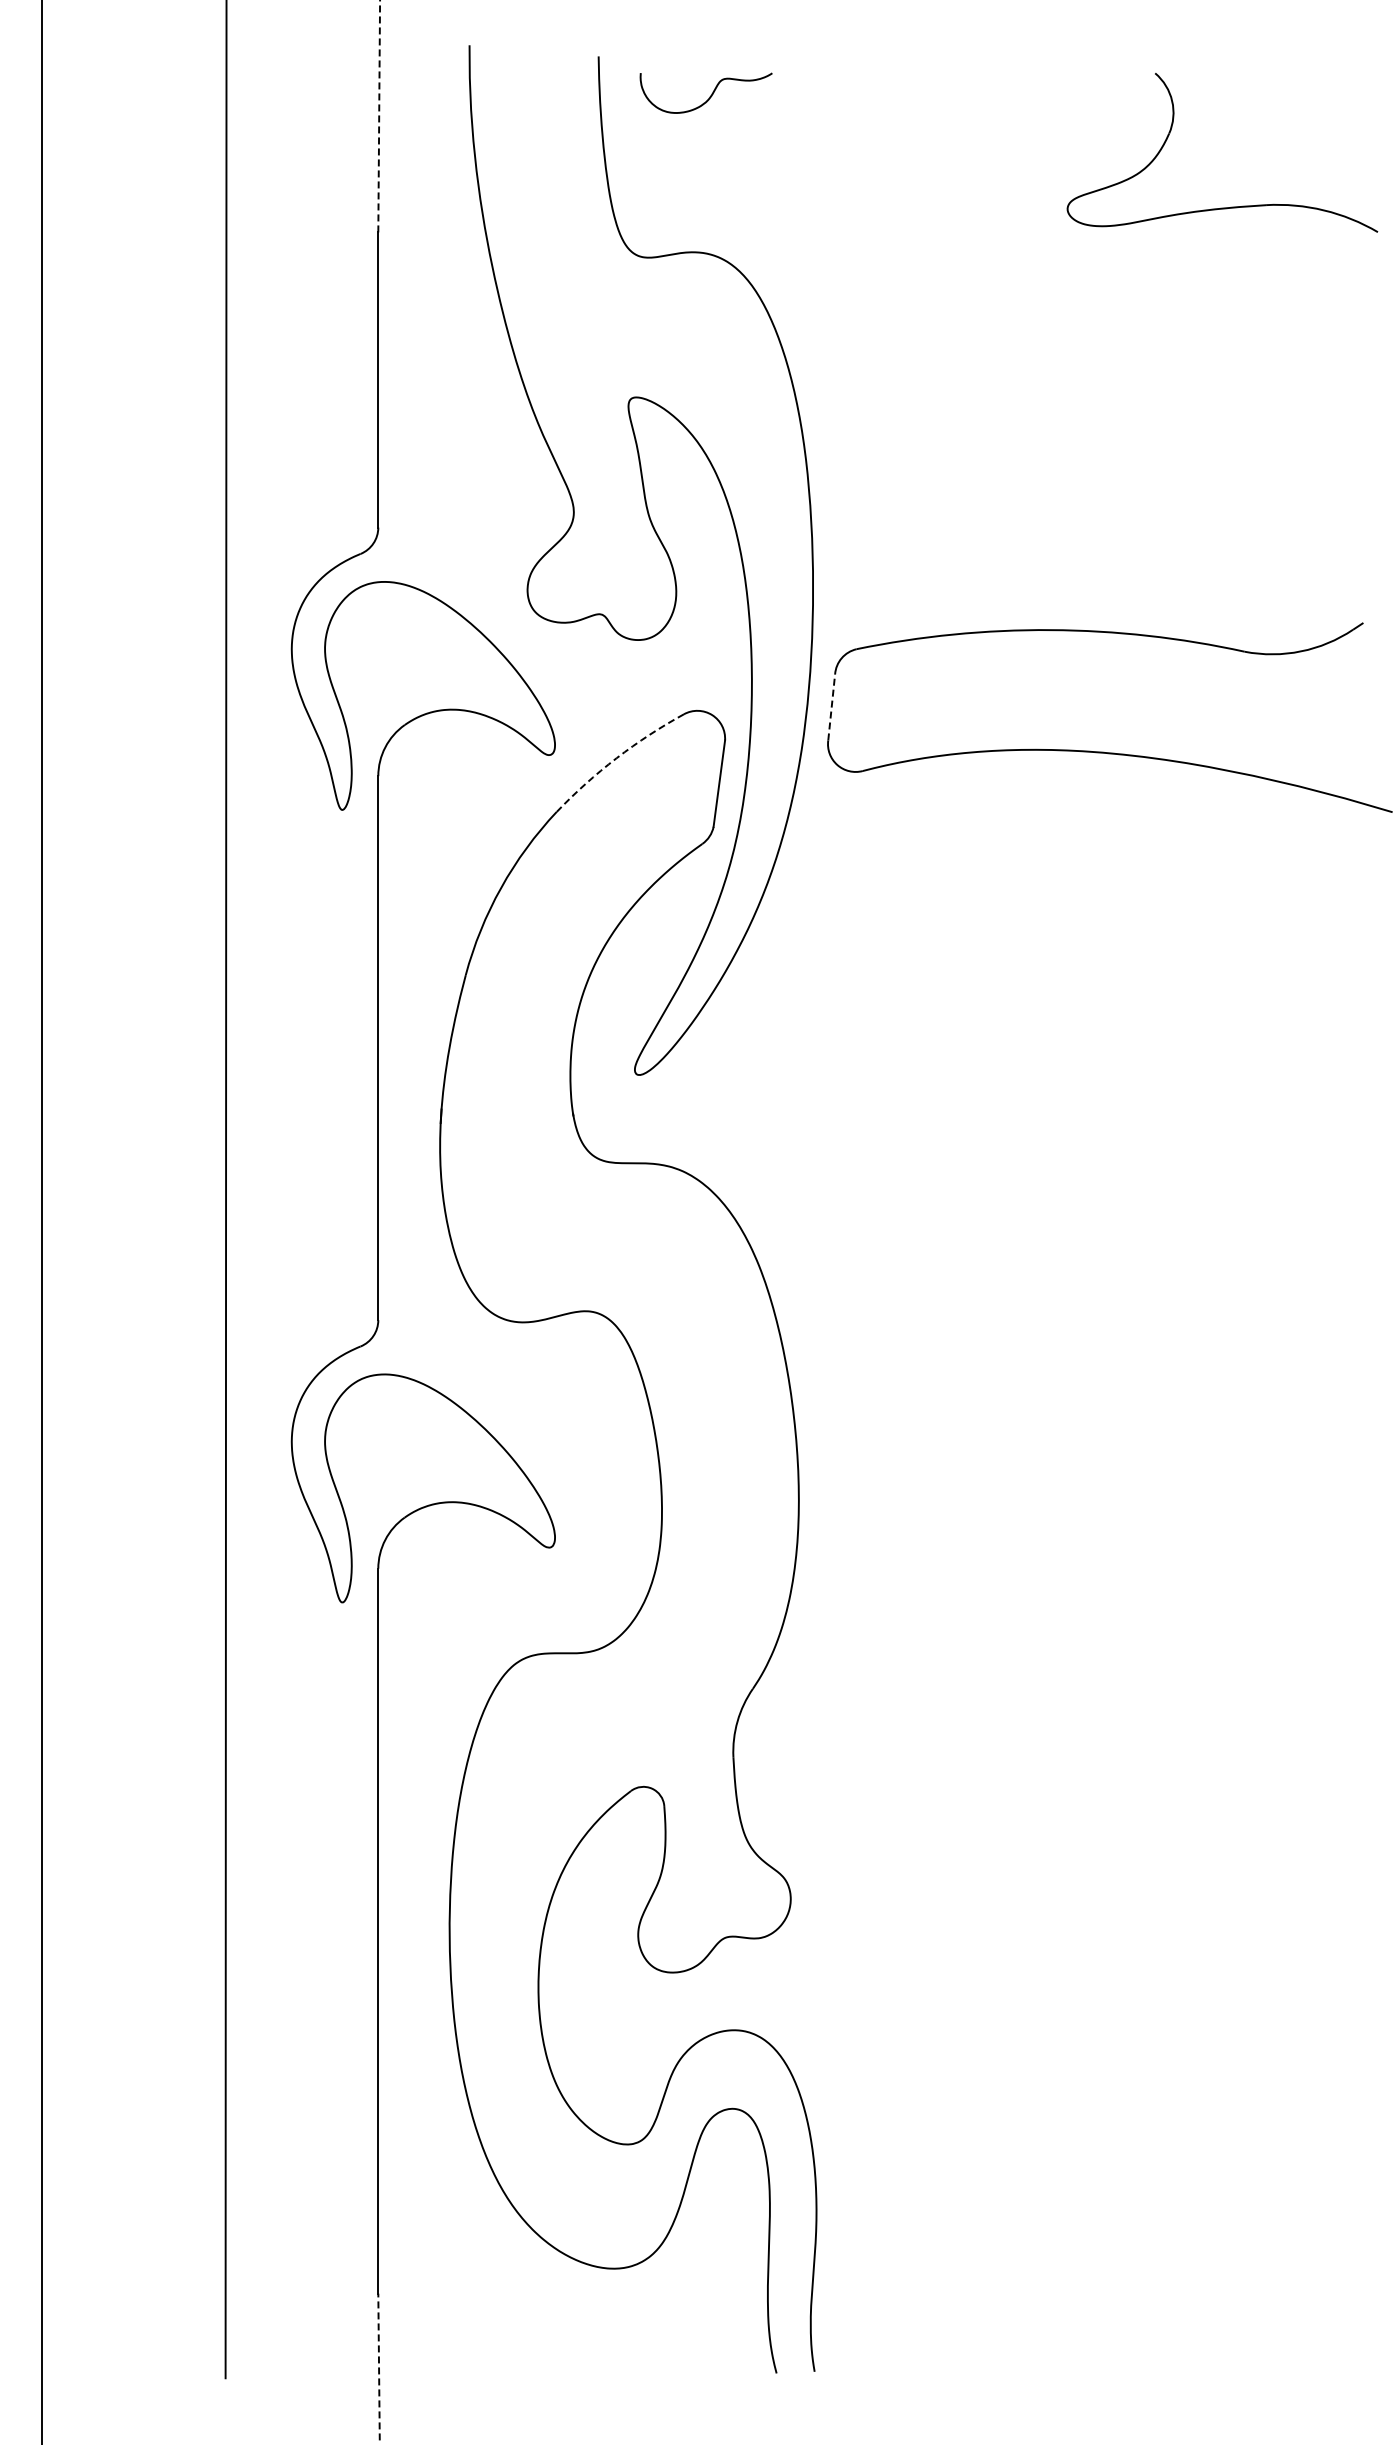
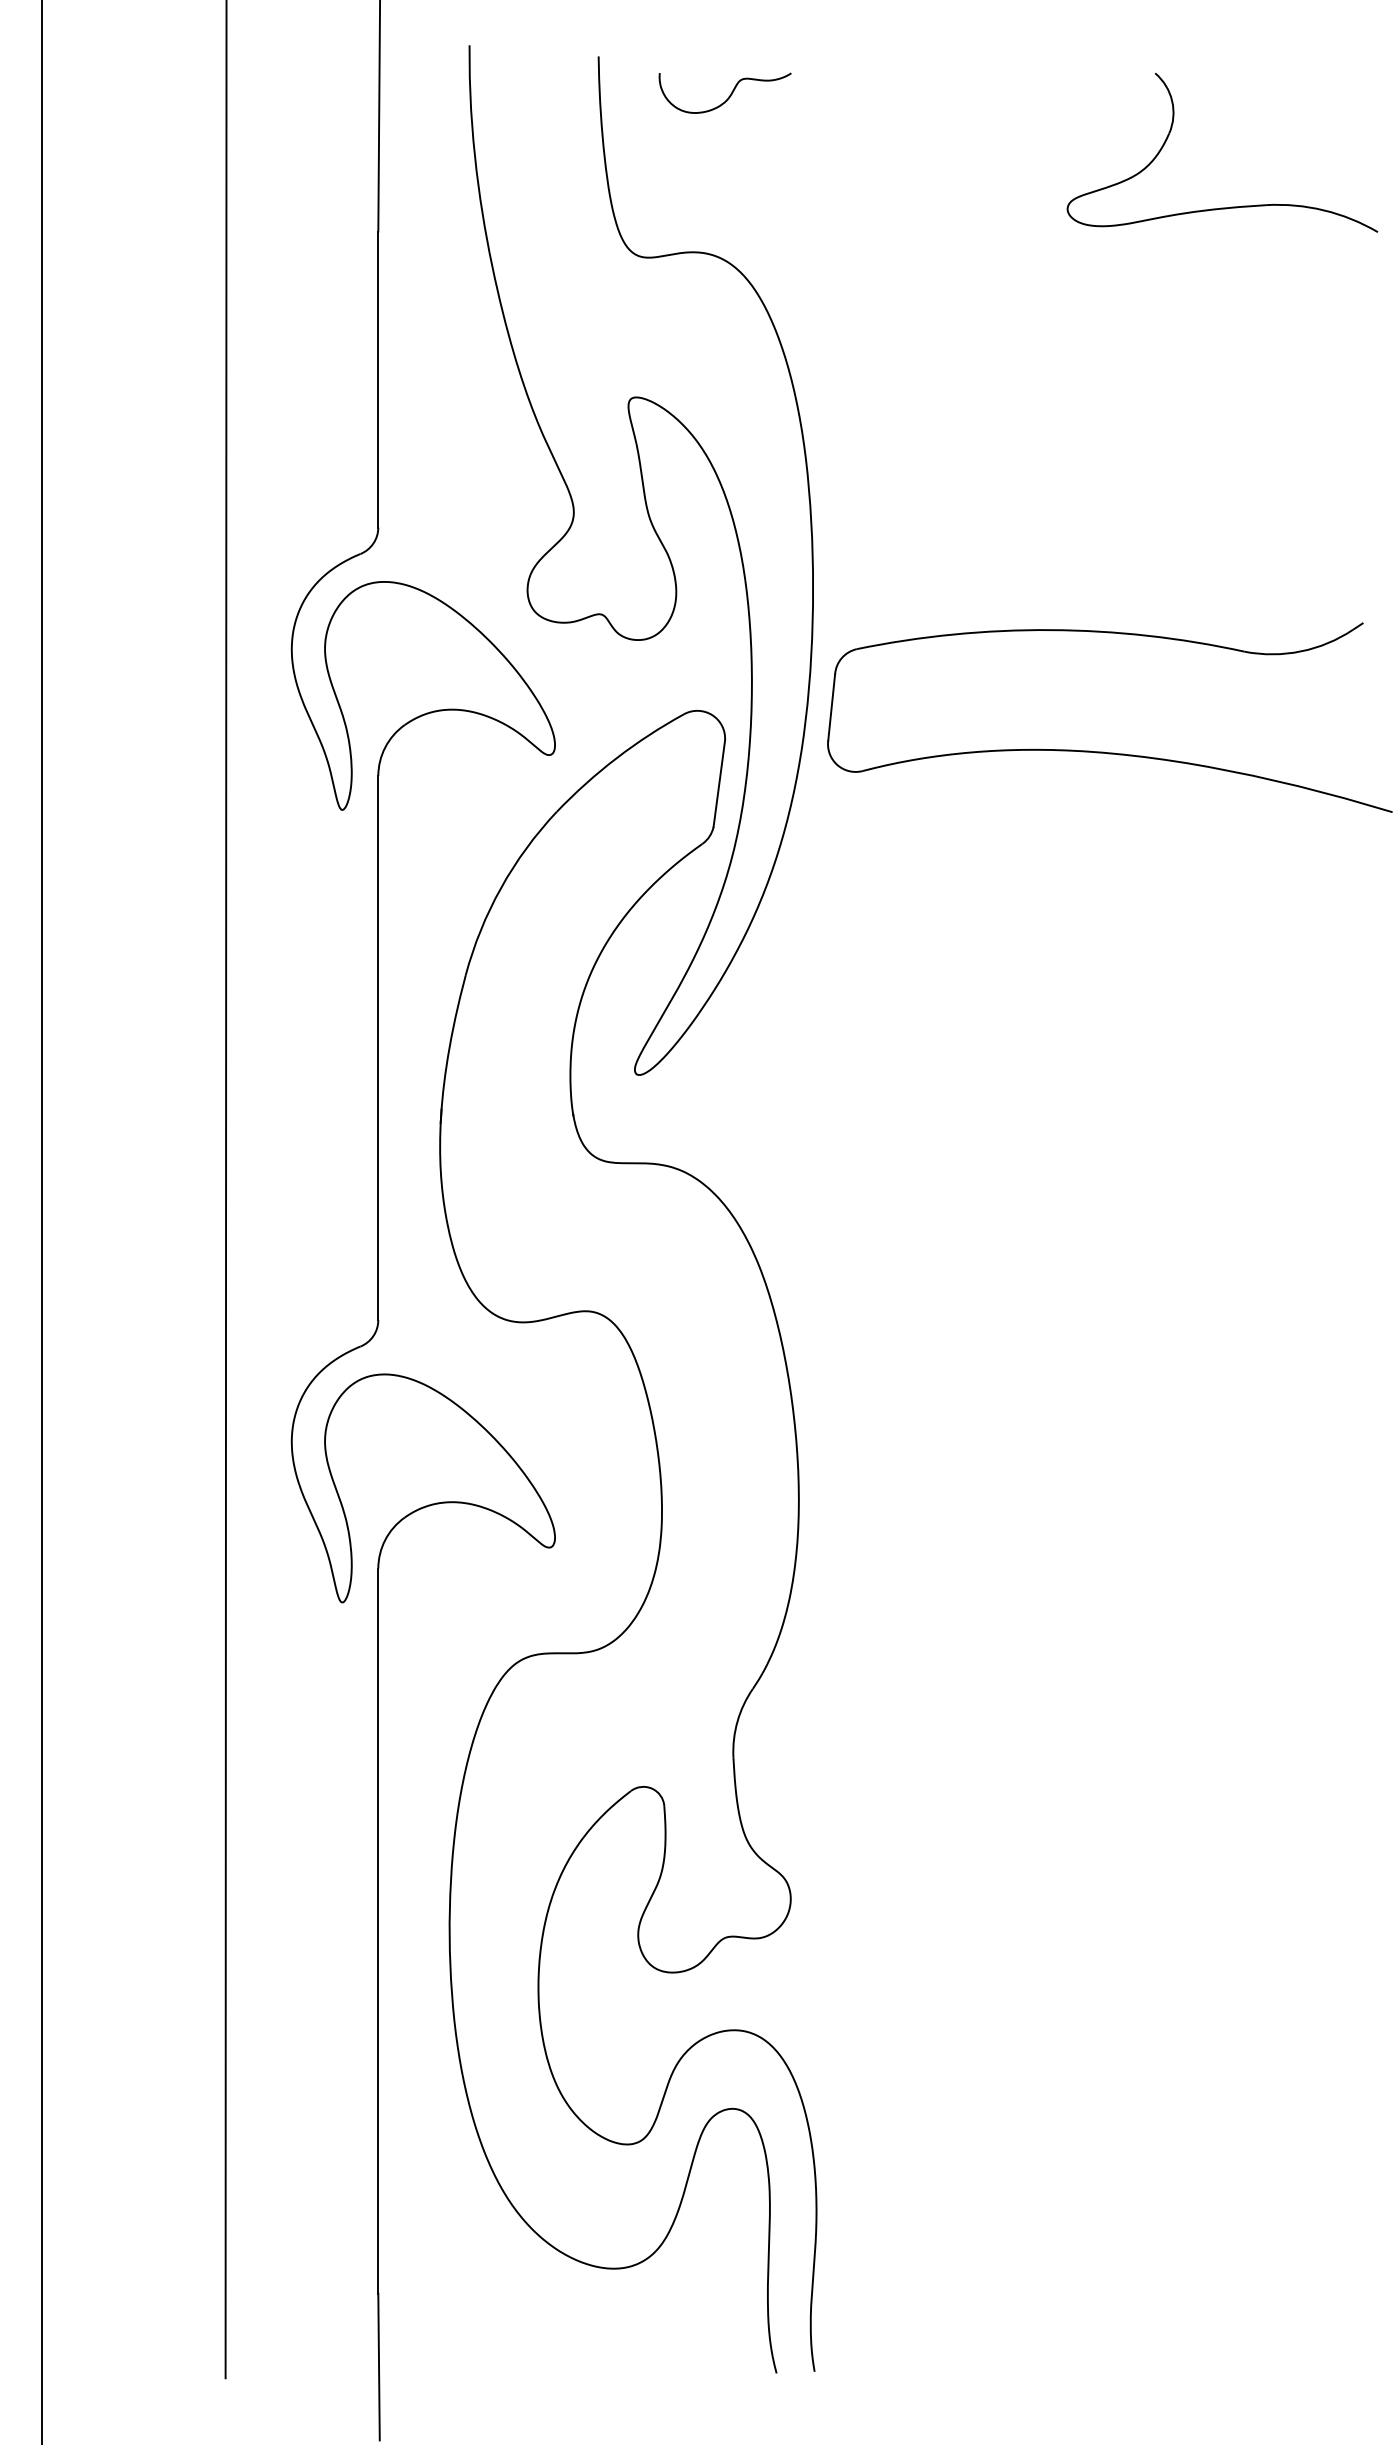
curve position: (709, 96) -> (728, 96) (728, 96)
line: dashed -> solid (379, 116)
line: dashed -> solid (831, 706)
arc: dashed -> solid (616, 758)
line: dashed -> solid (379, 2366)
